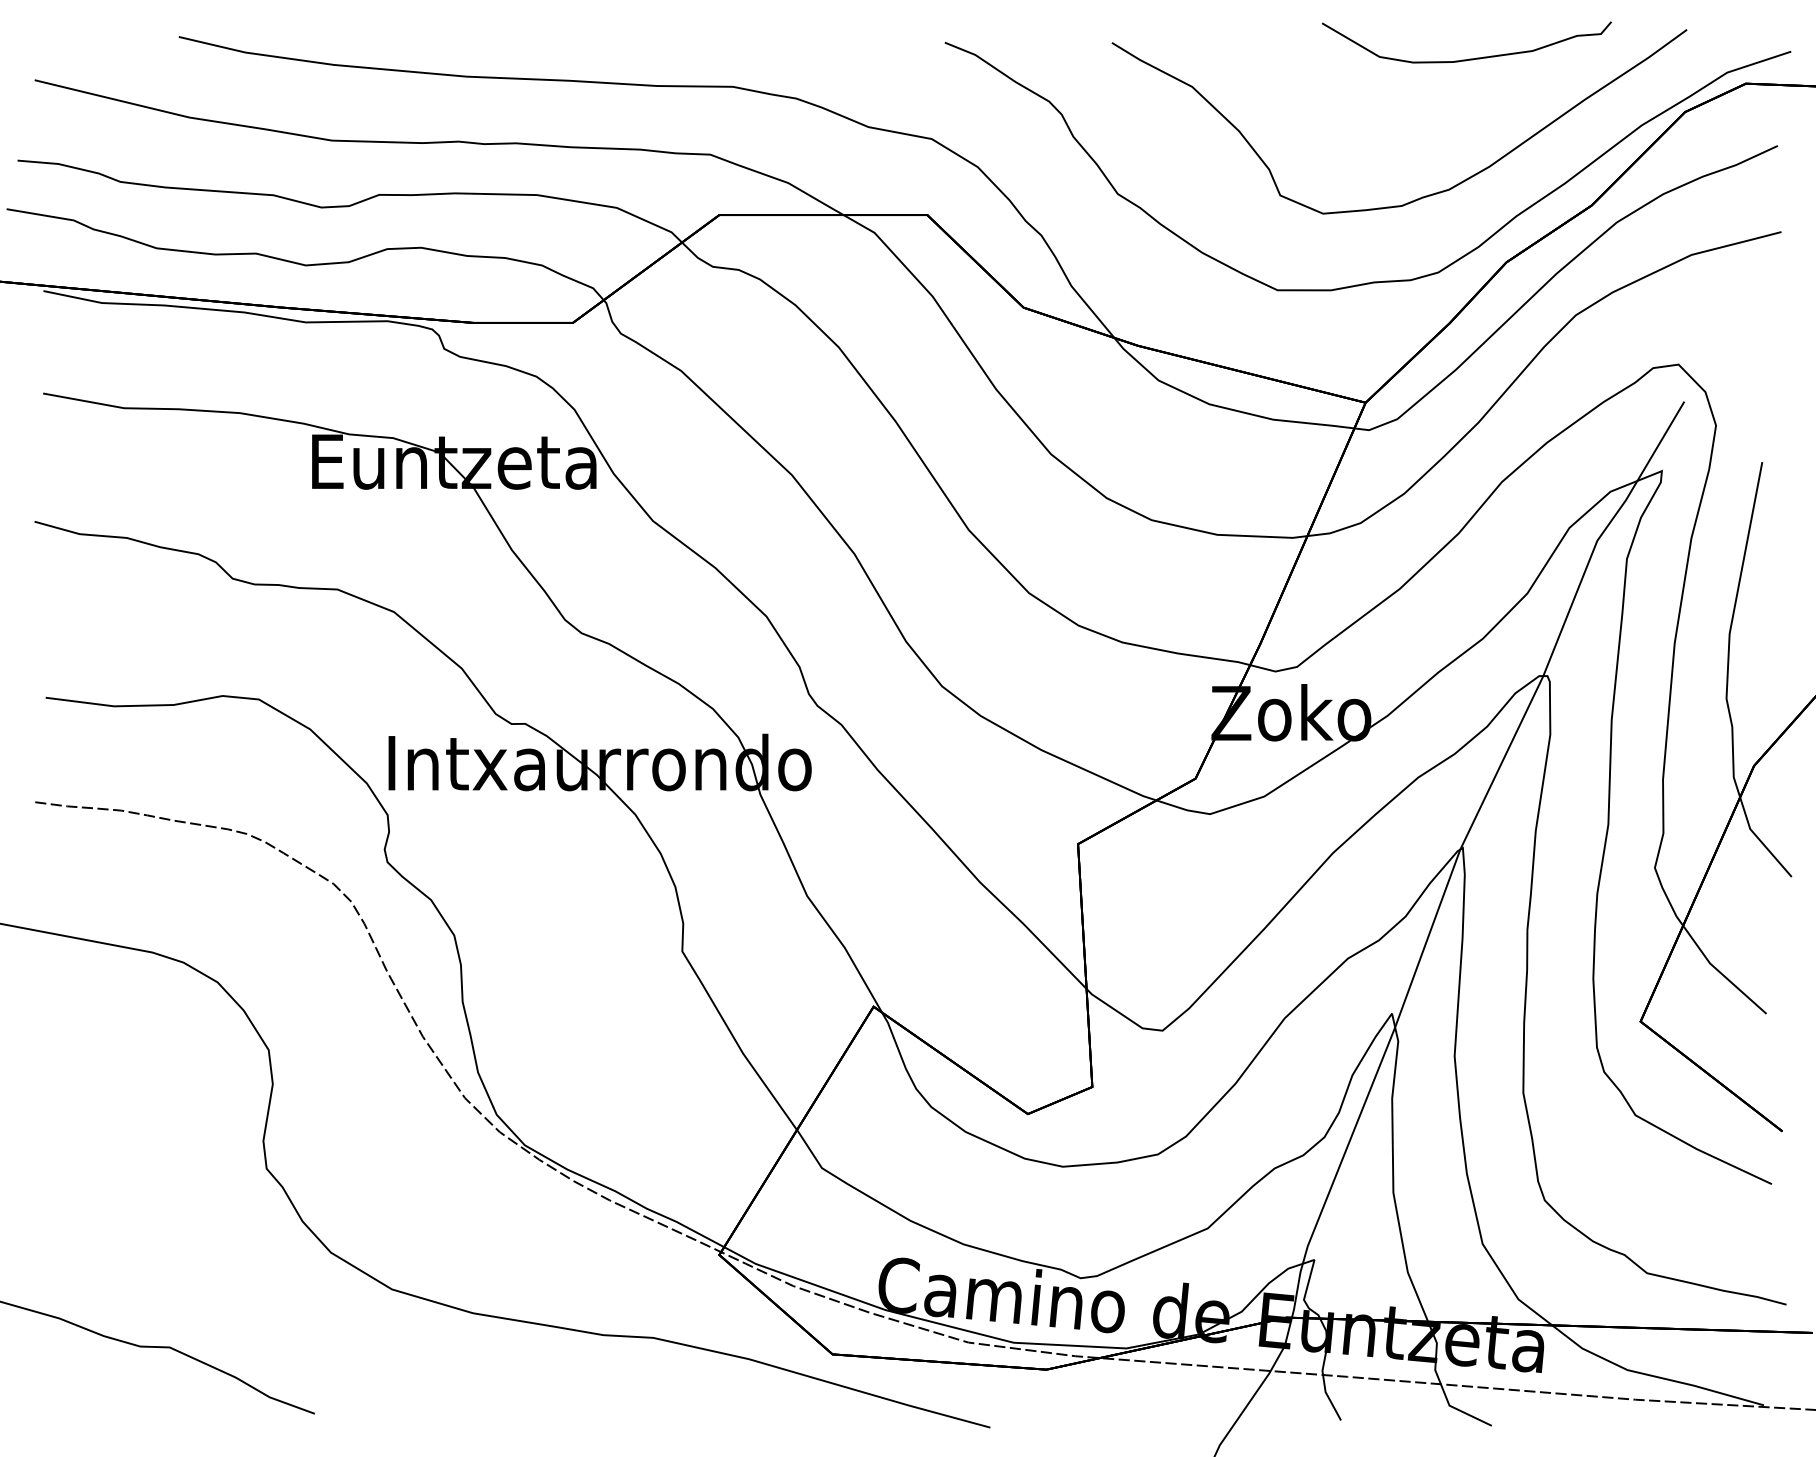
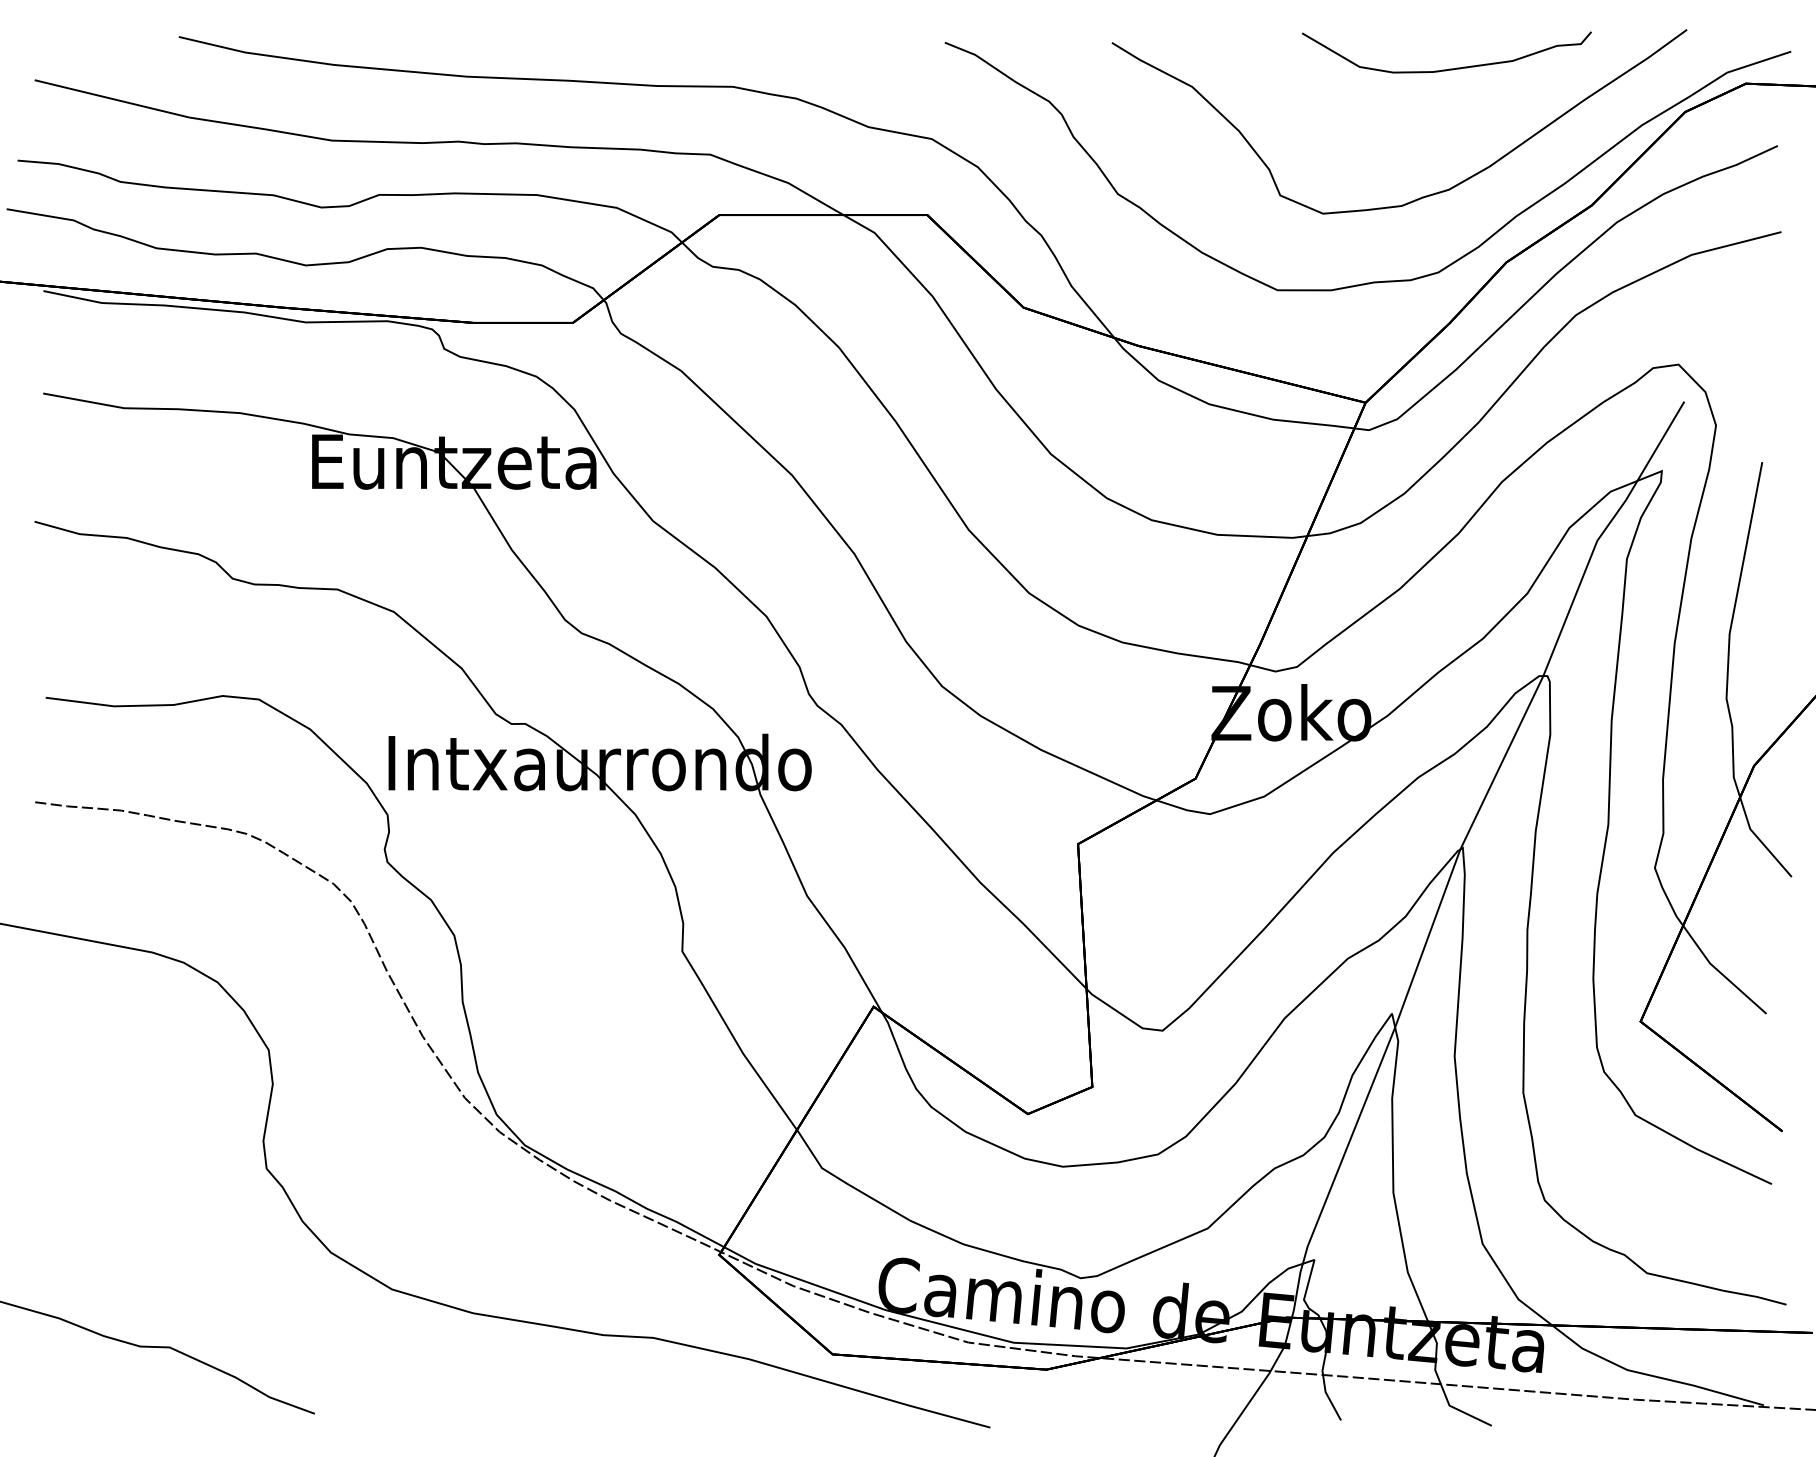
curve position: (1469, 58) -> (1449, 68) (1449, 68)
